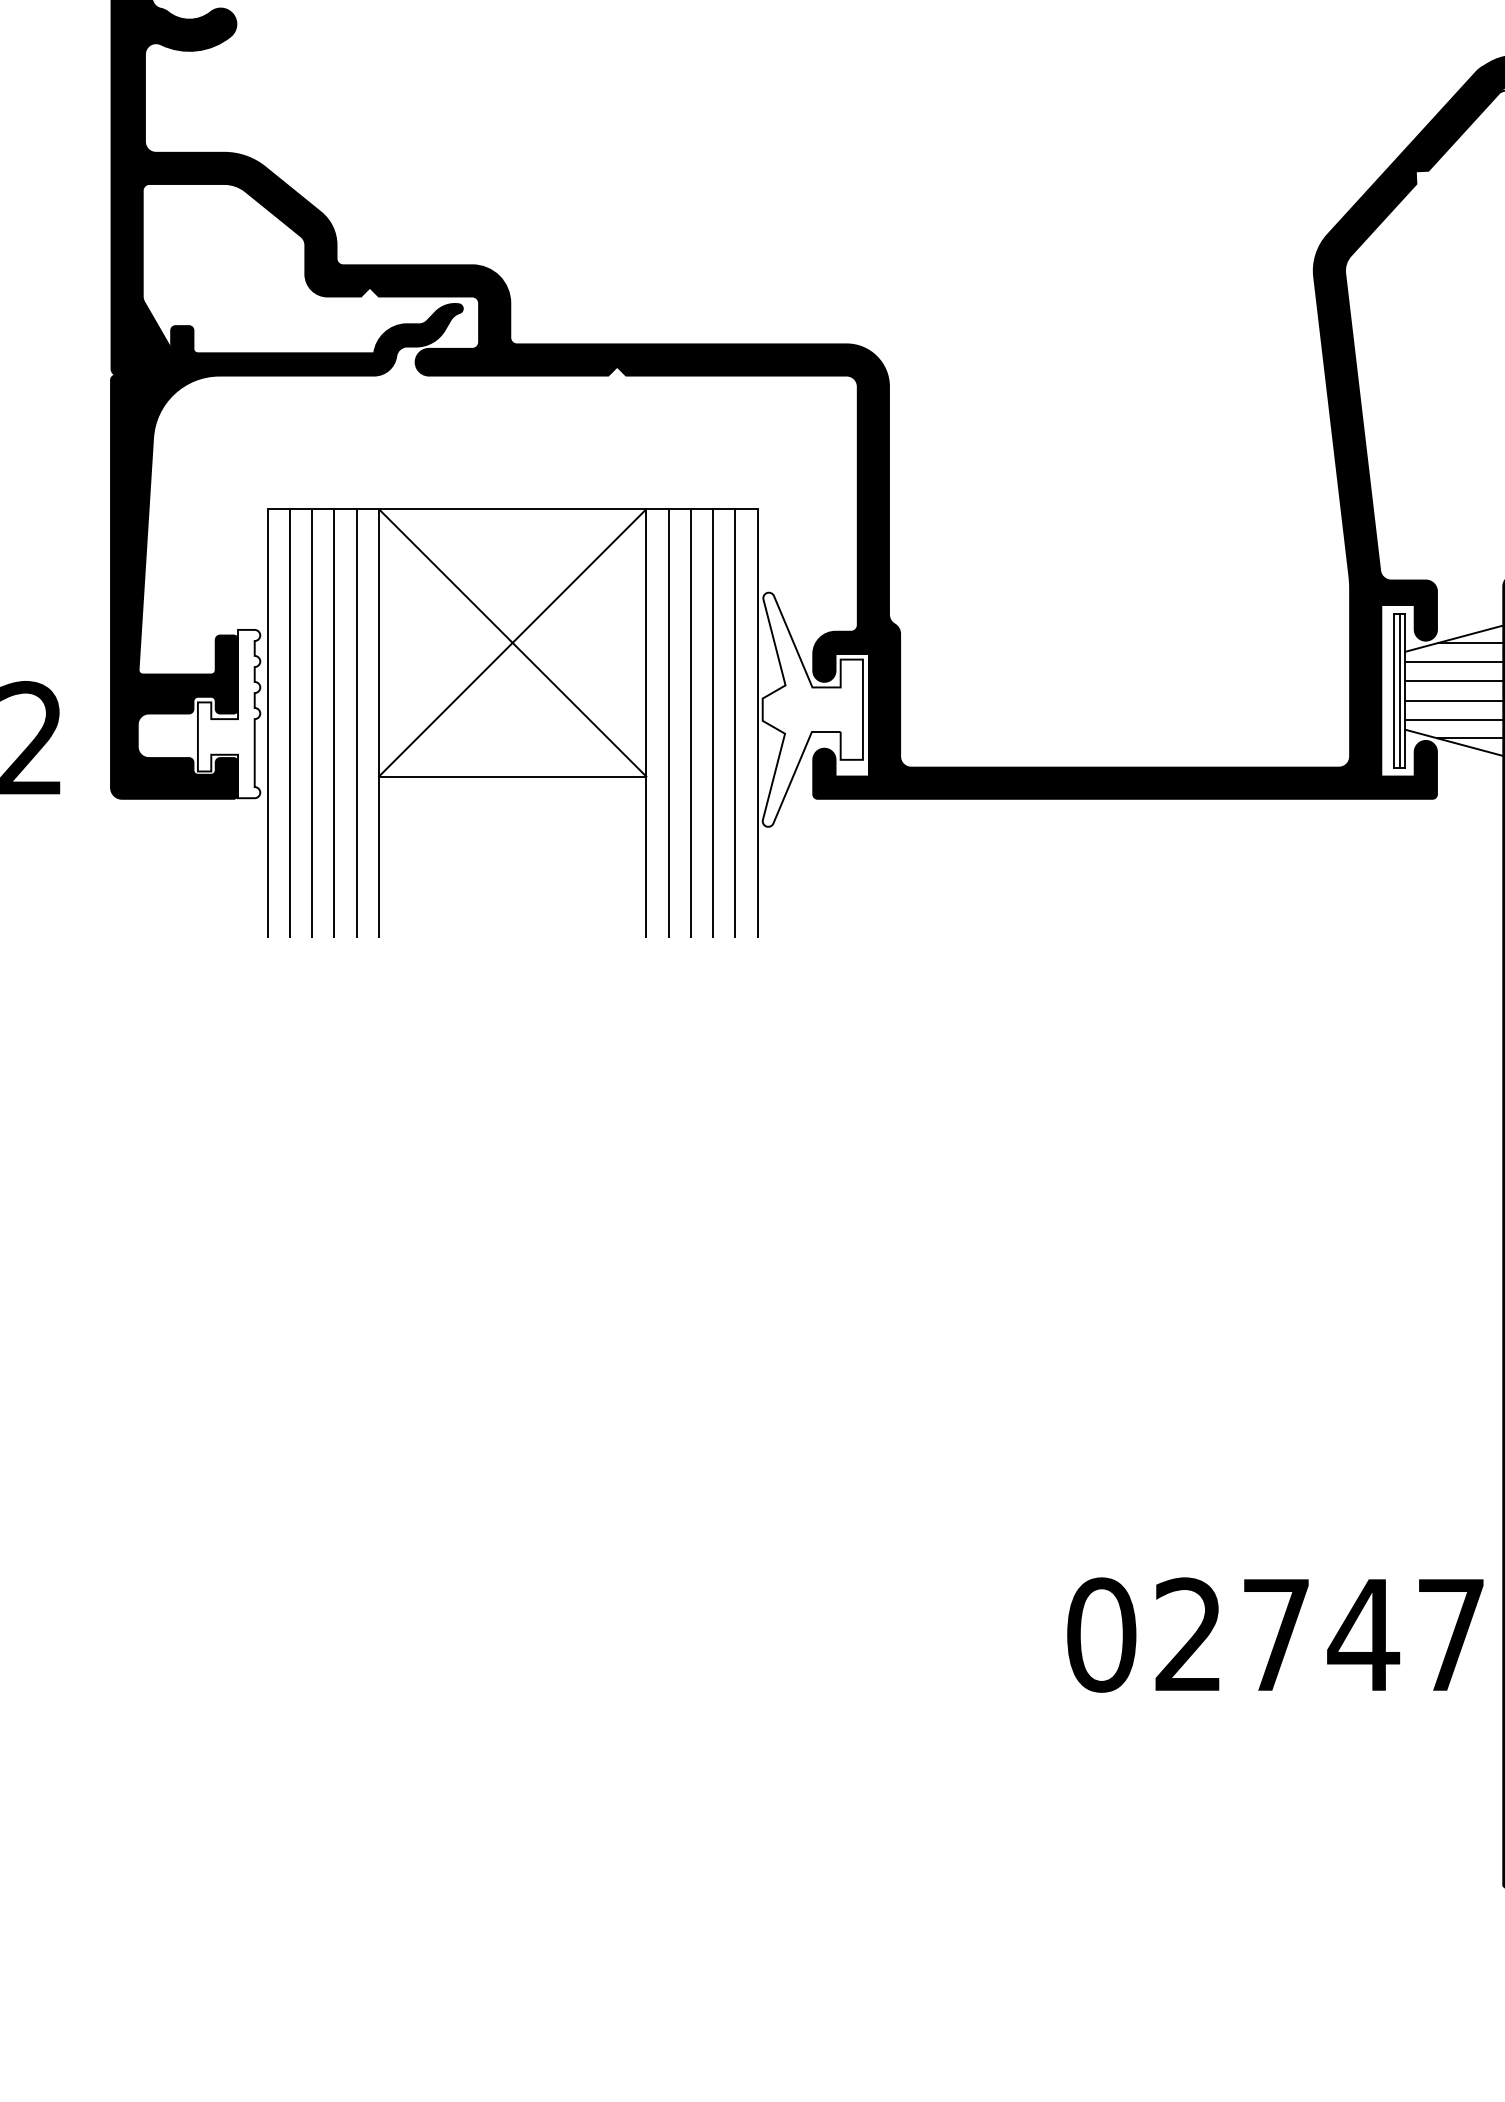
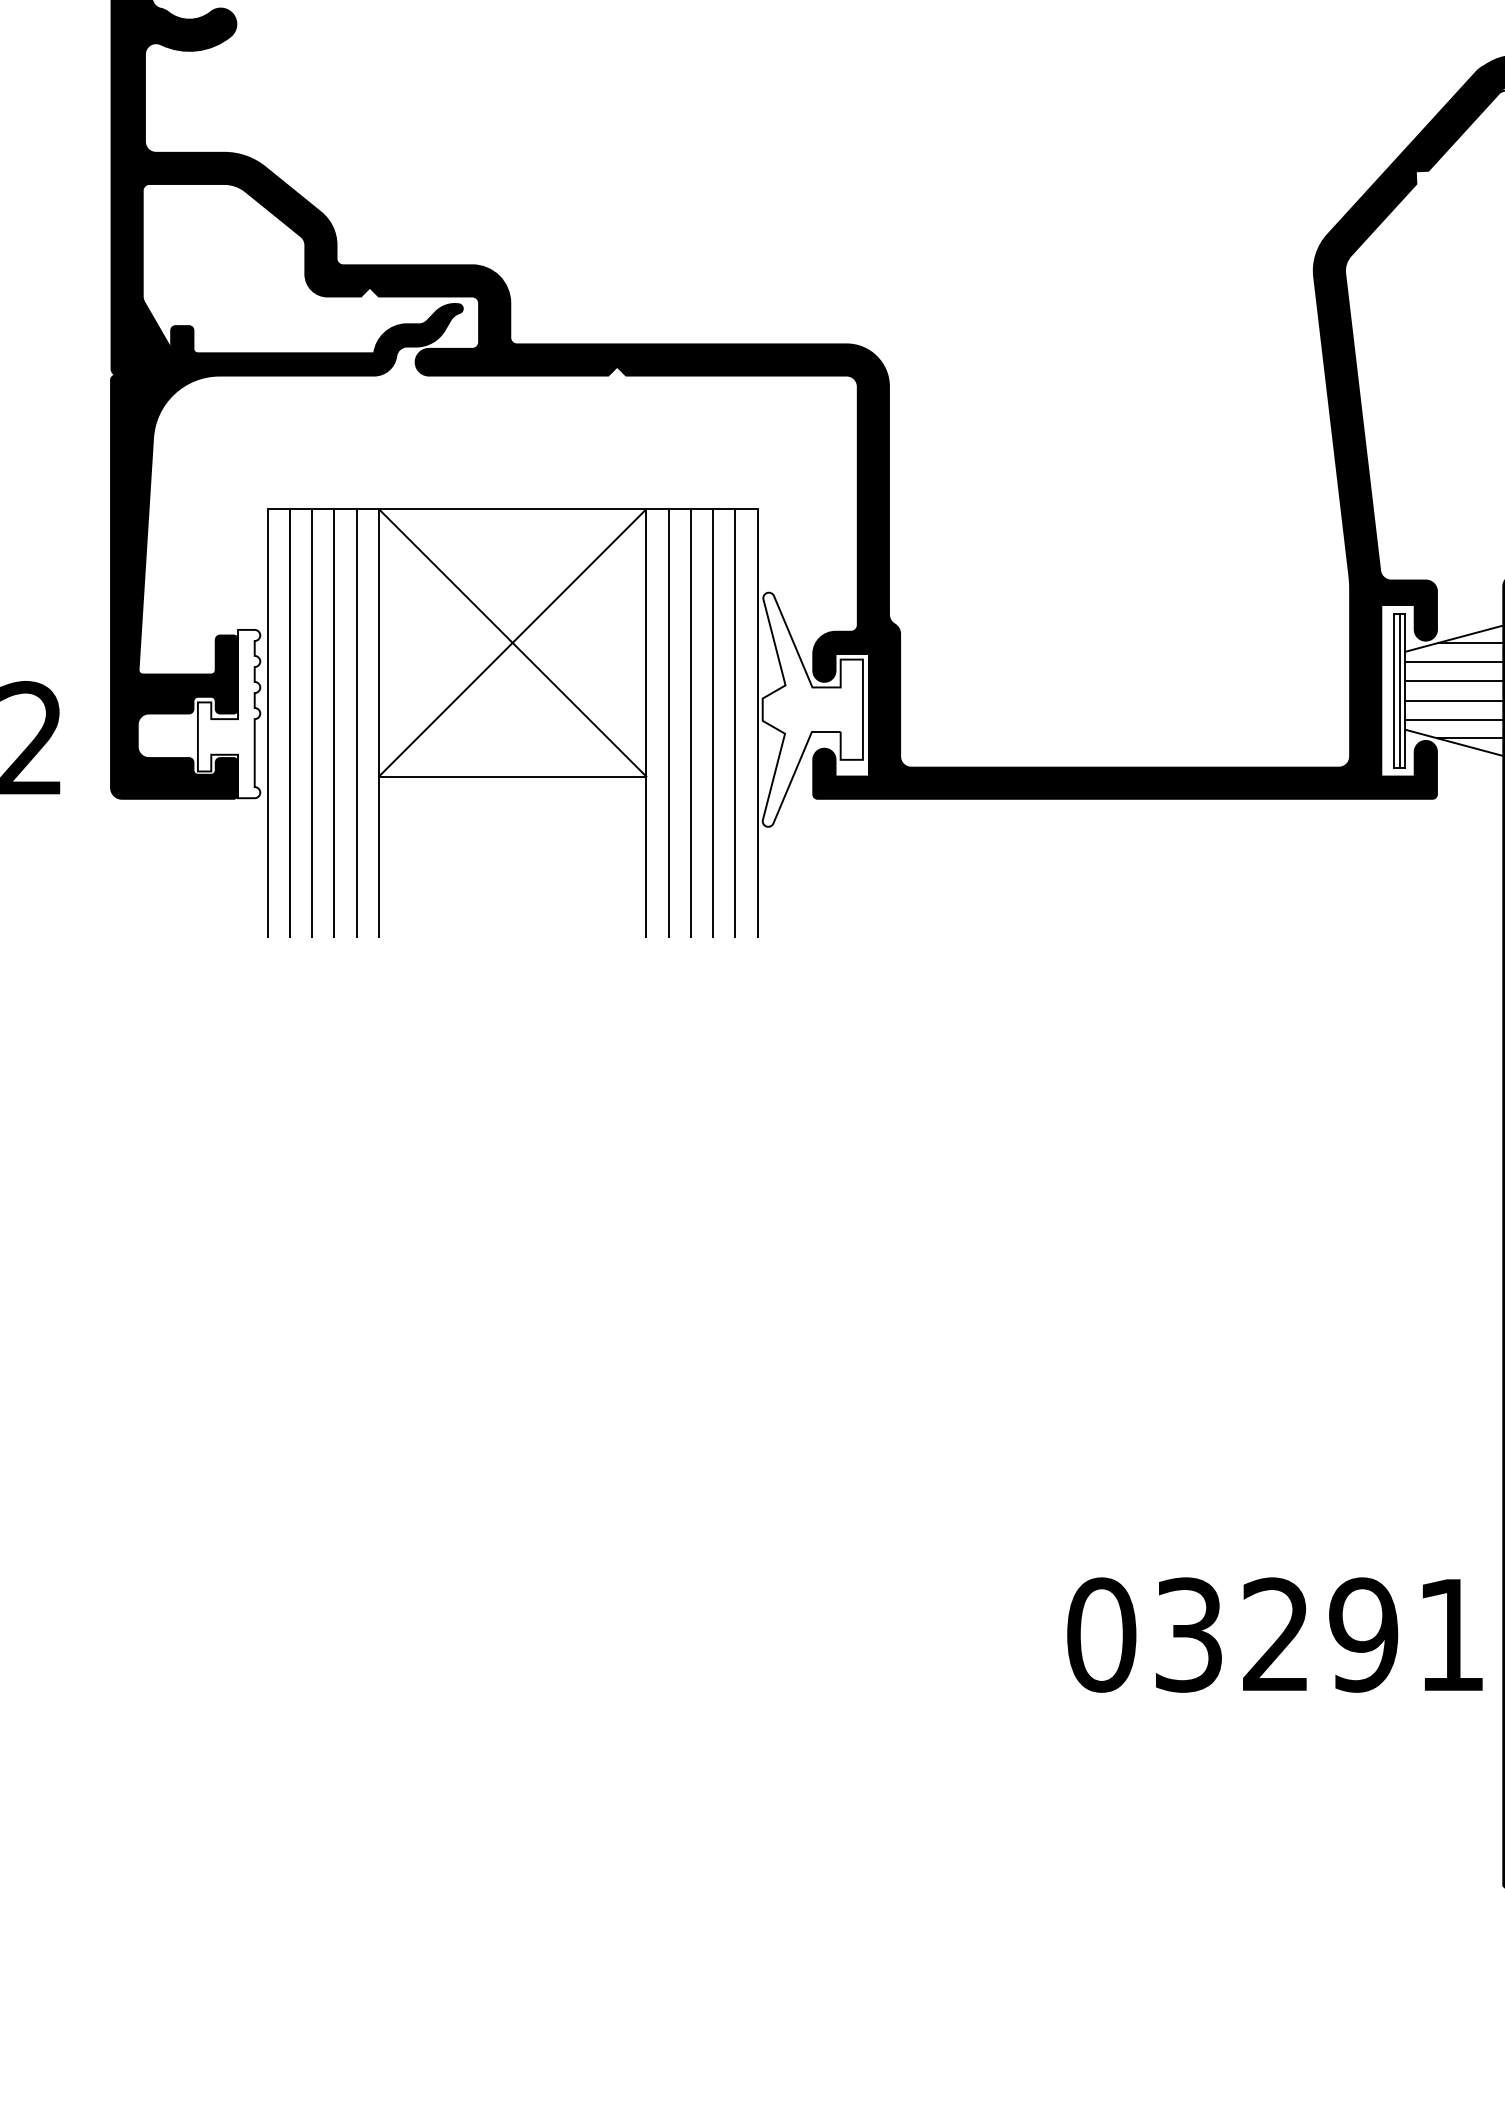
text: 02747 -> 03291 (1319, 1634)
